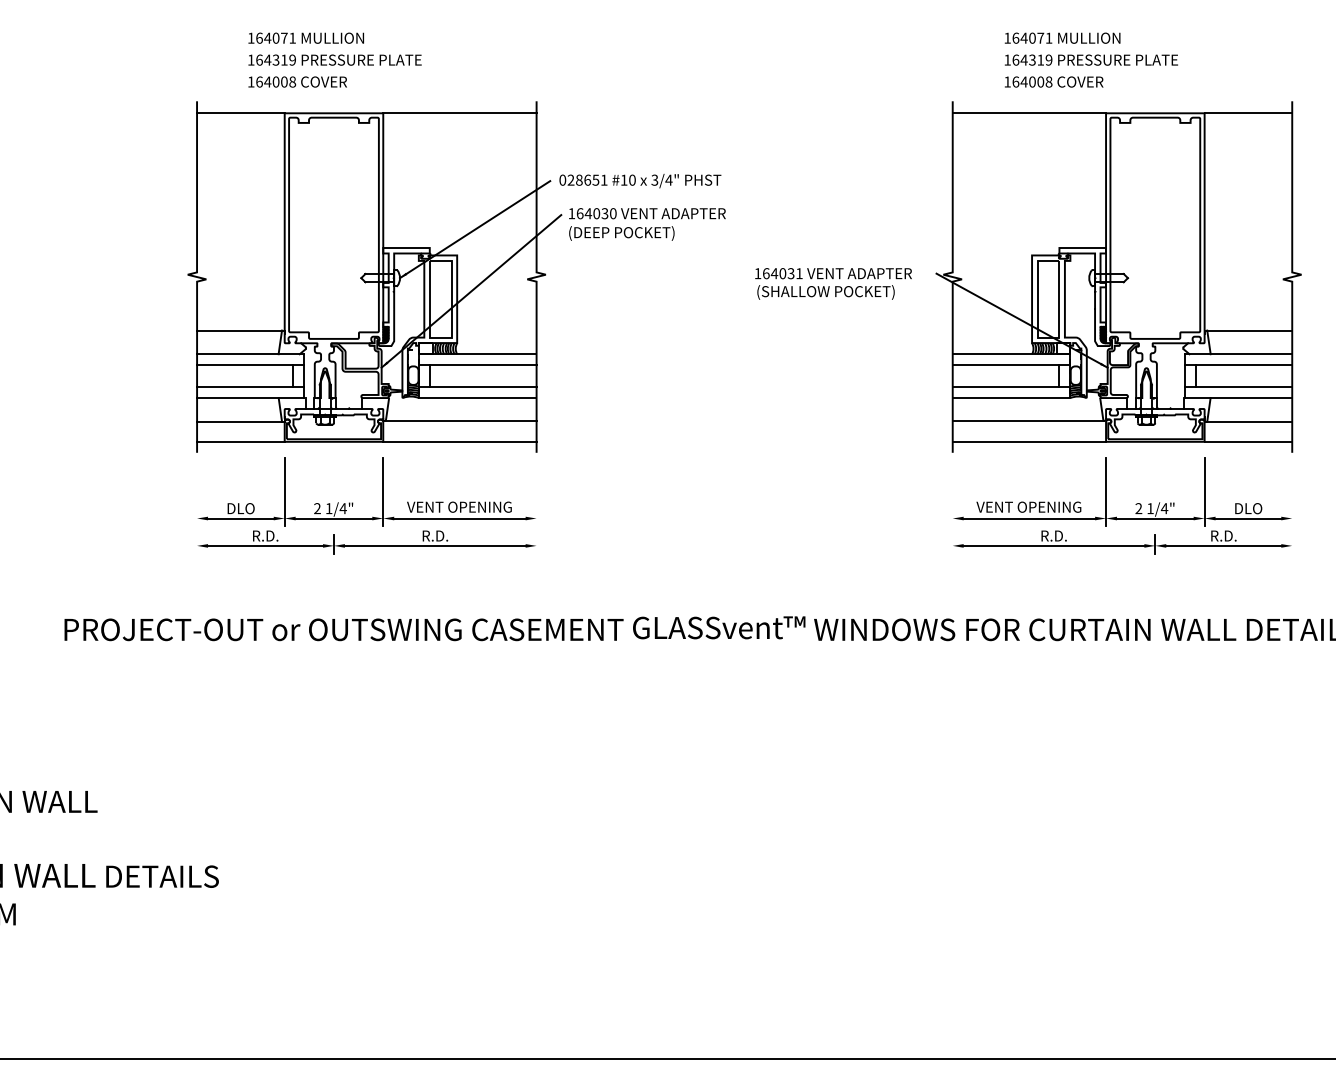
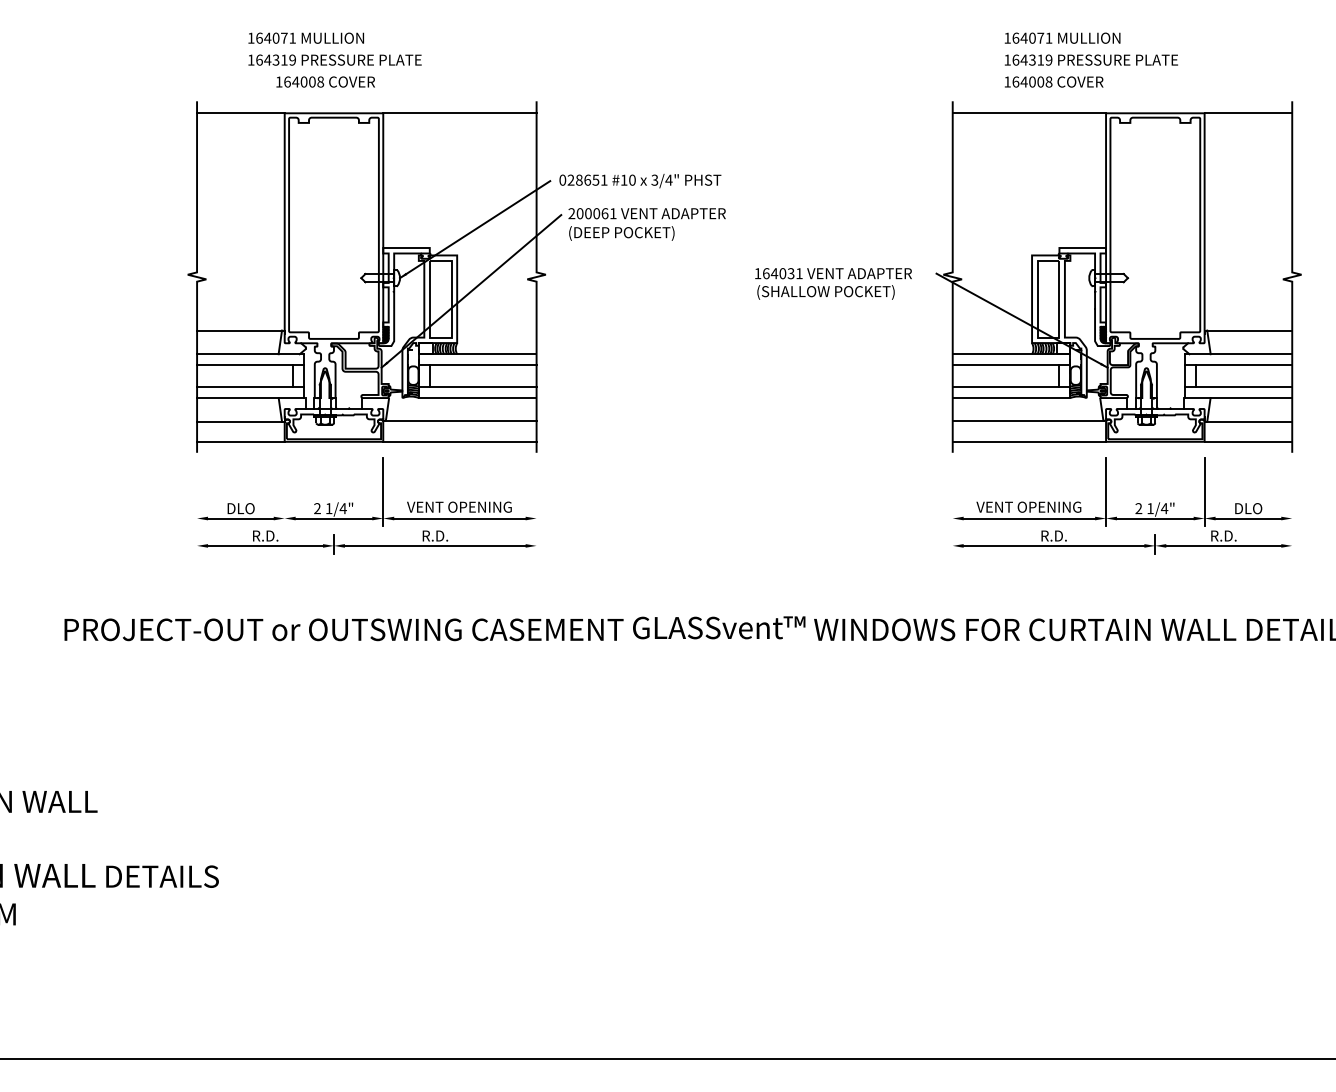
text position: (297, 81) -> (325, 81) (325, 81)
text: 164030 -> 200061 (592, 213)
line: present -> none (284, 492)
